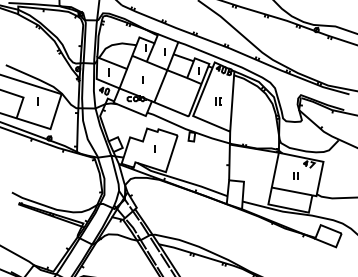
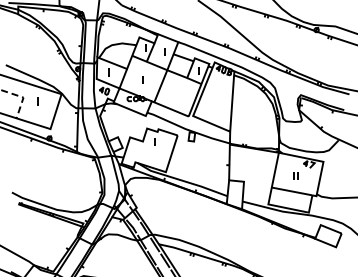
line: solid -> dashed (22, 97)
part: present -> none (218, 101)
part position: (154, 148) -> (154, 141) (154, 141)
